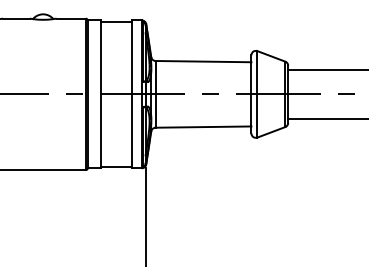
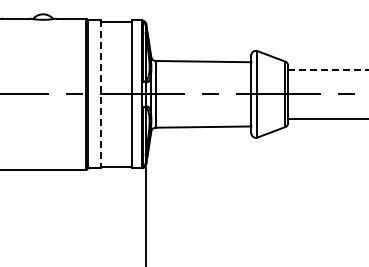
line: solid -> dashed (329, 69)
line: solid -> dashed (101, 94)
